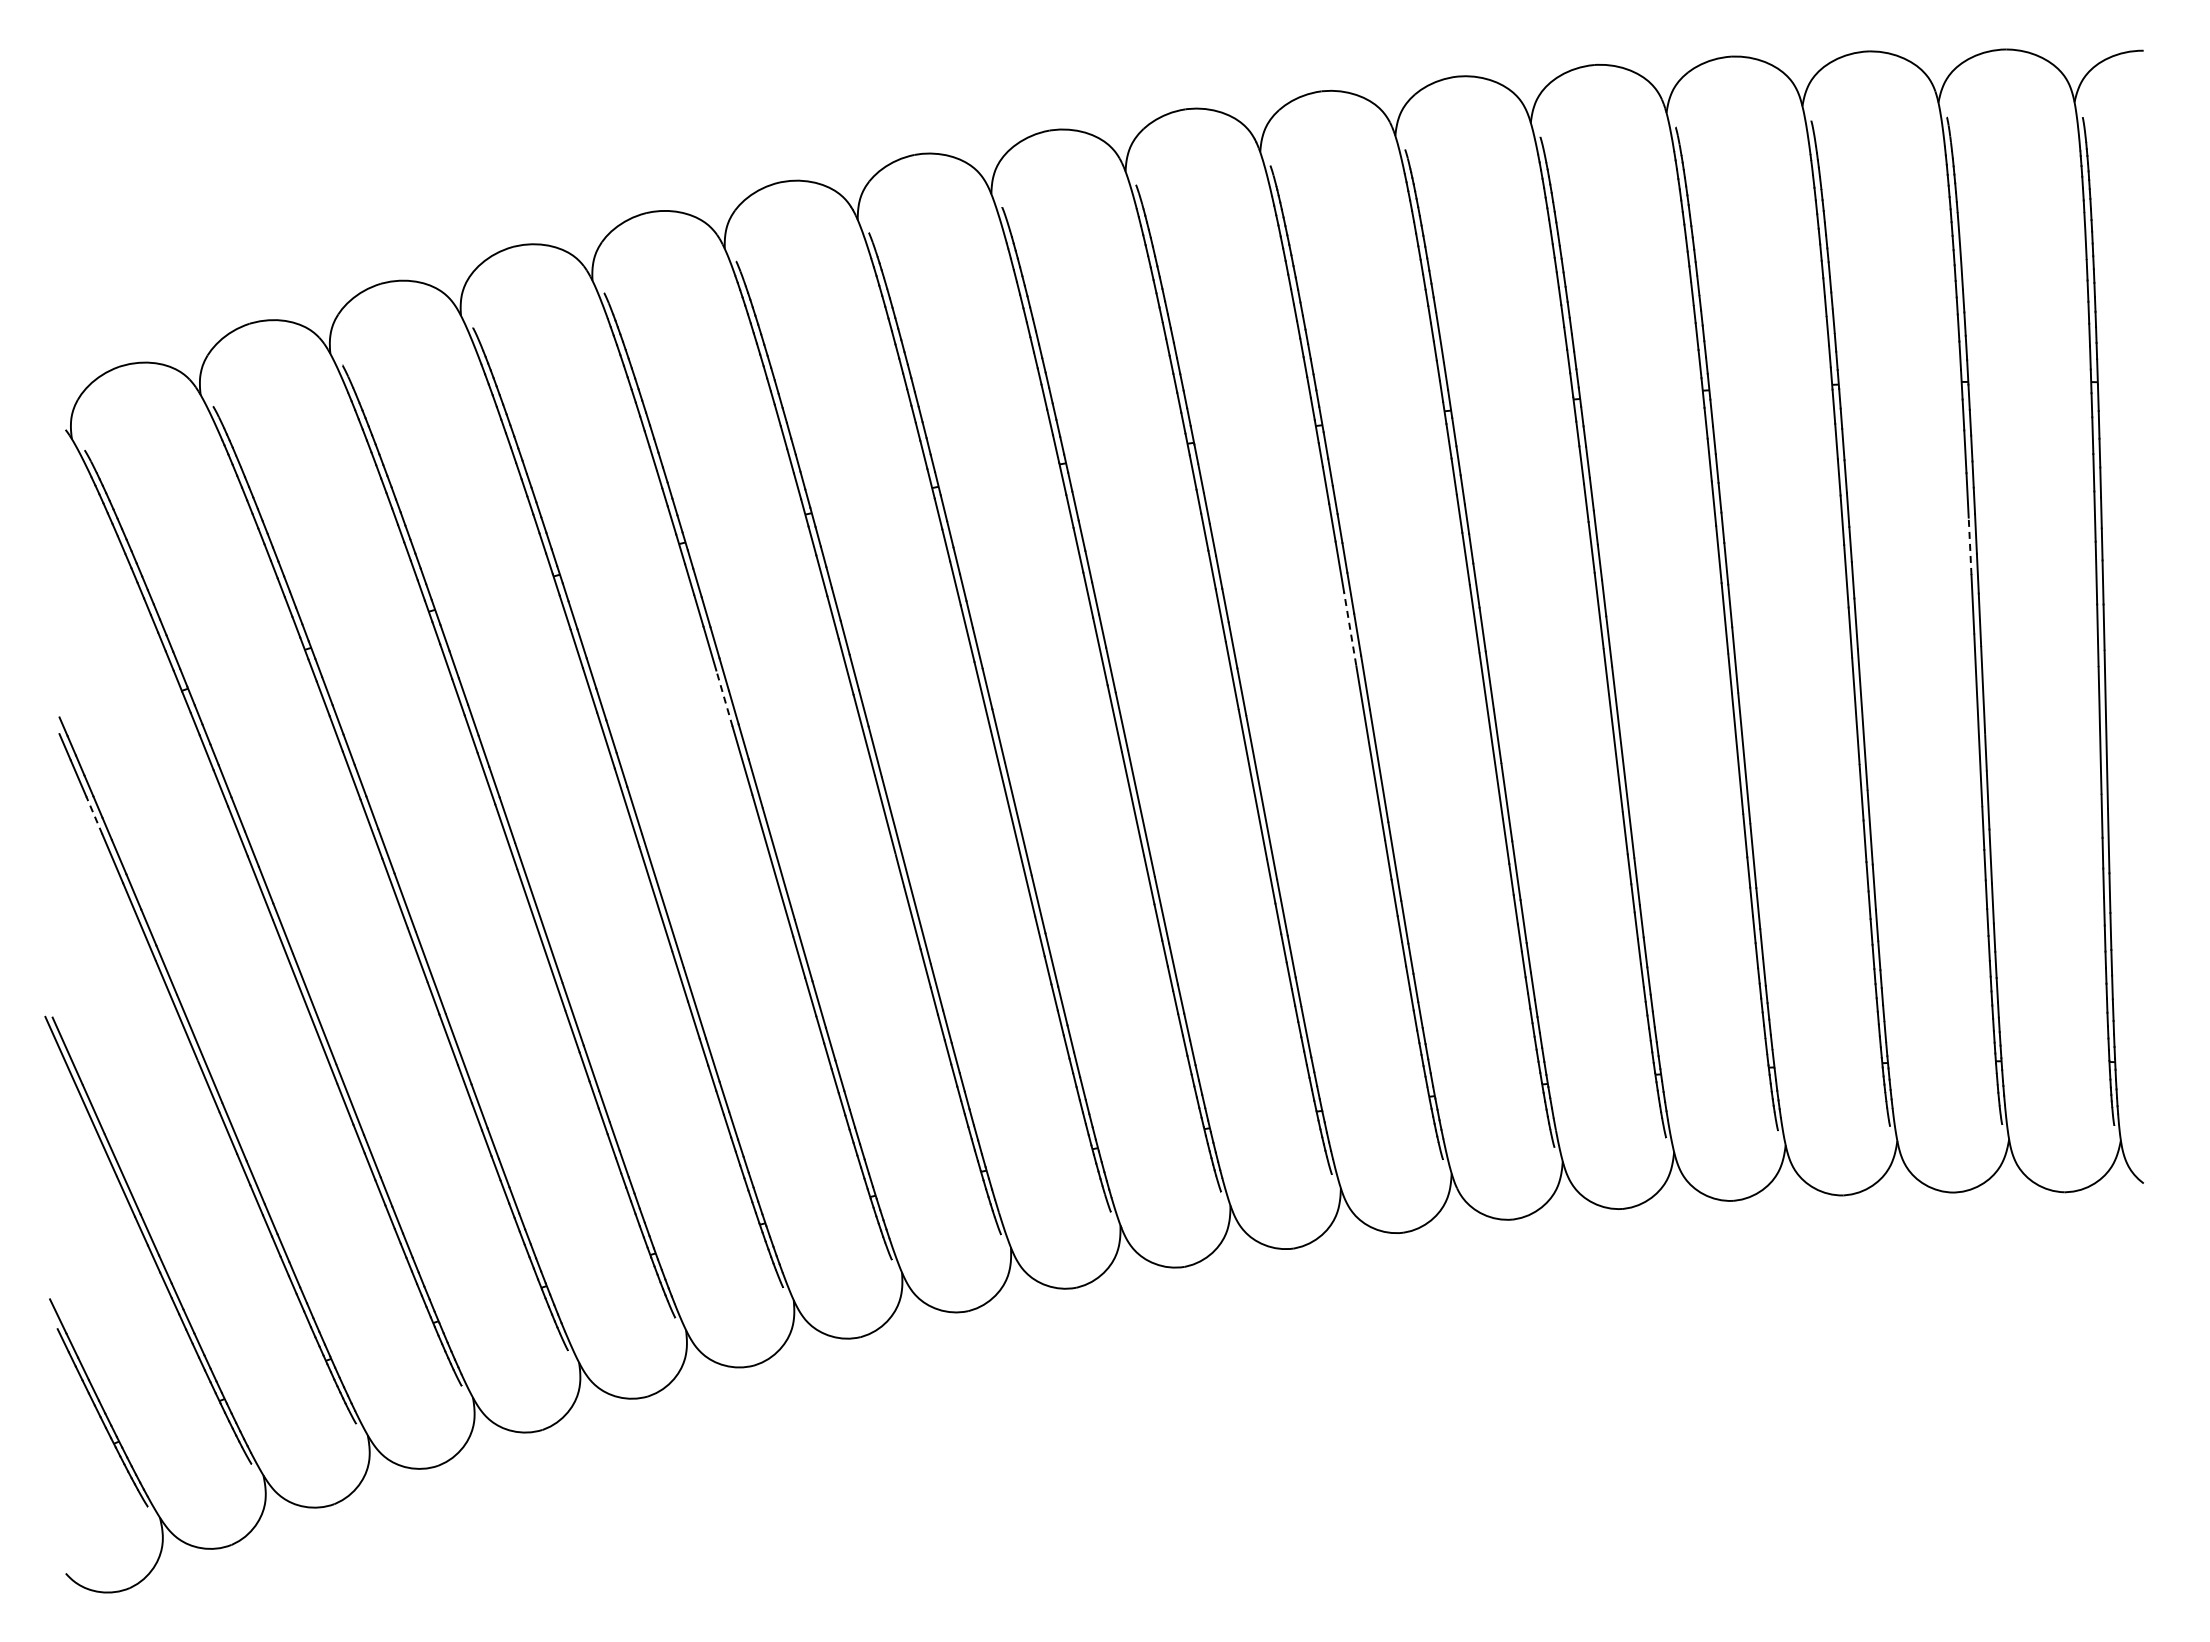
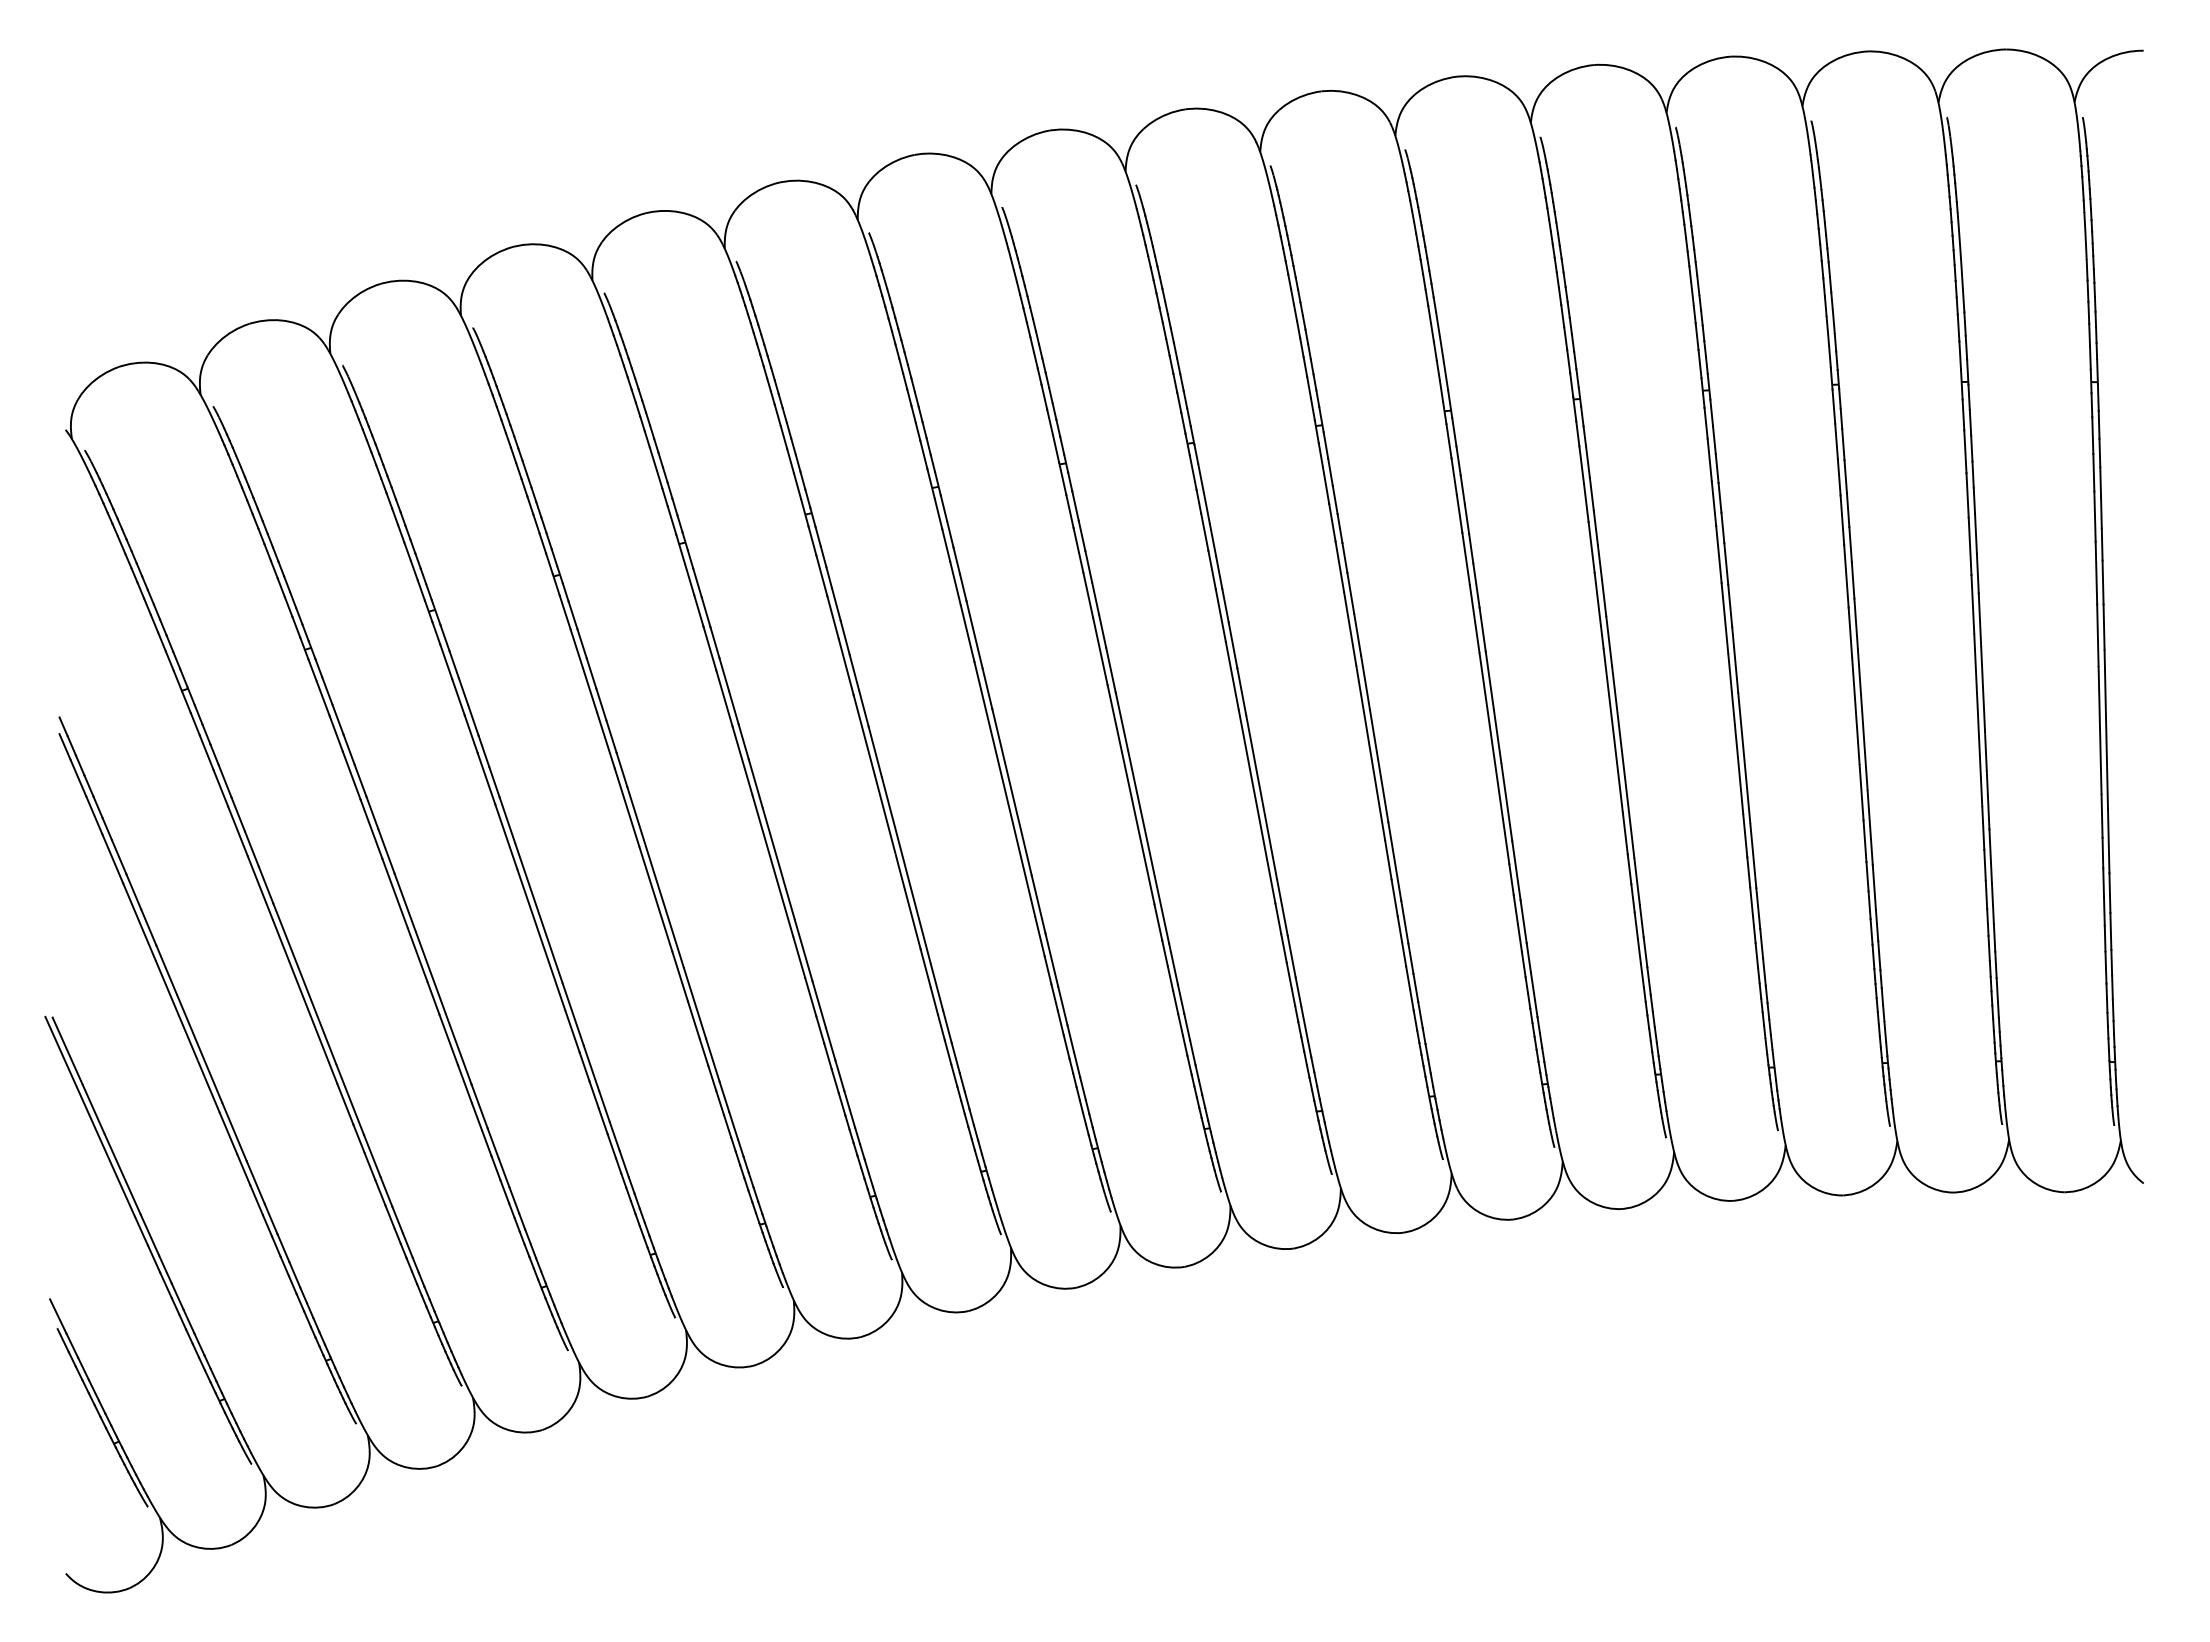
line: dashed -> solid (1970, 546)
line: dashed -> solid (1350, 628)
line: dashed -> solid (724, 698)
line: dashed -> solid (94, 815)
